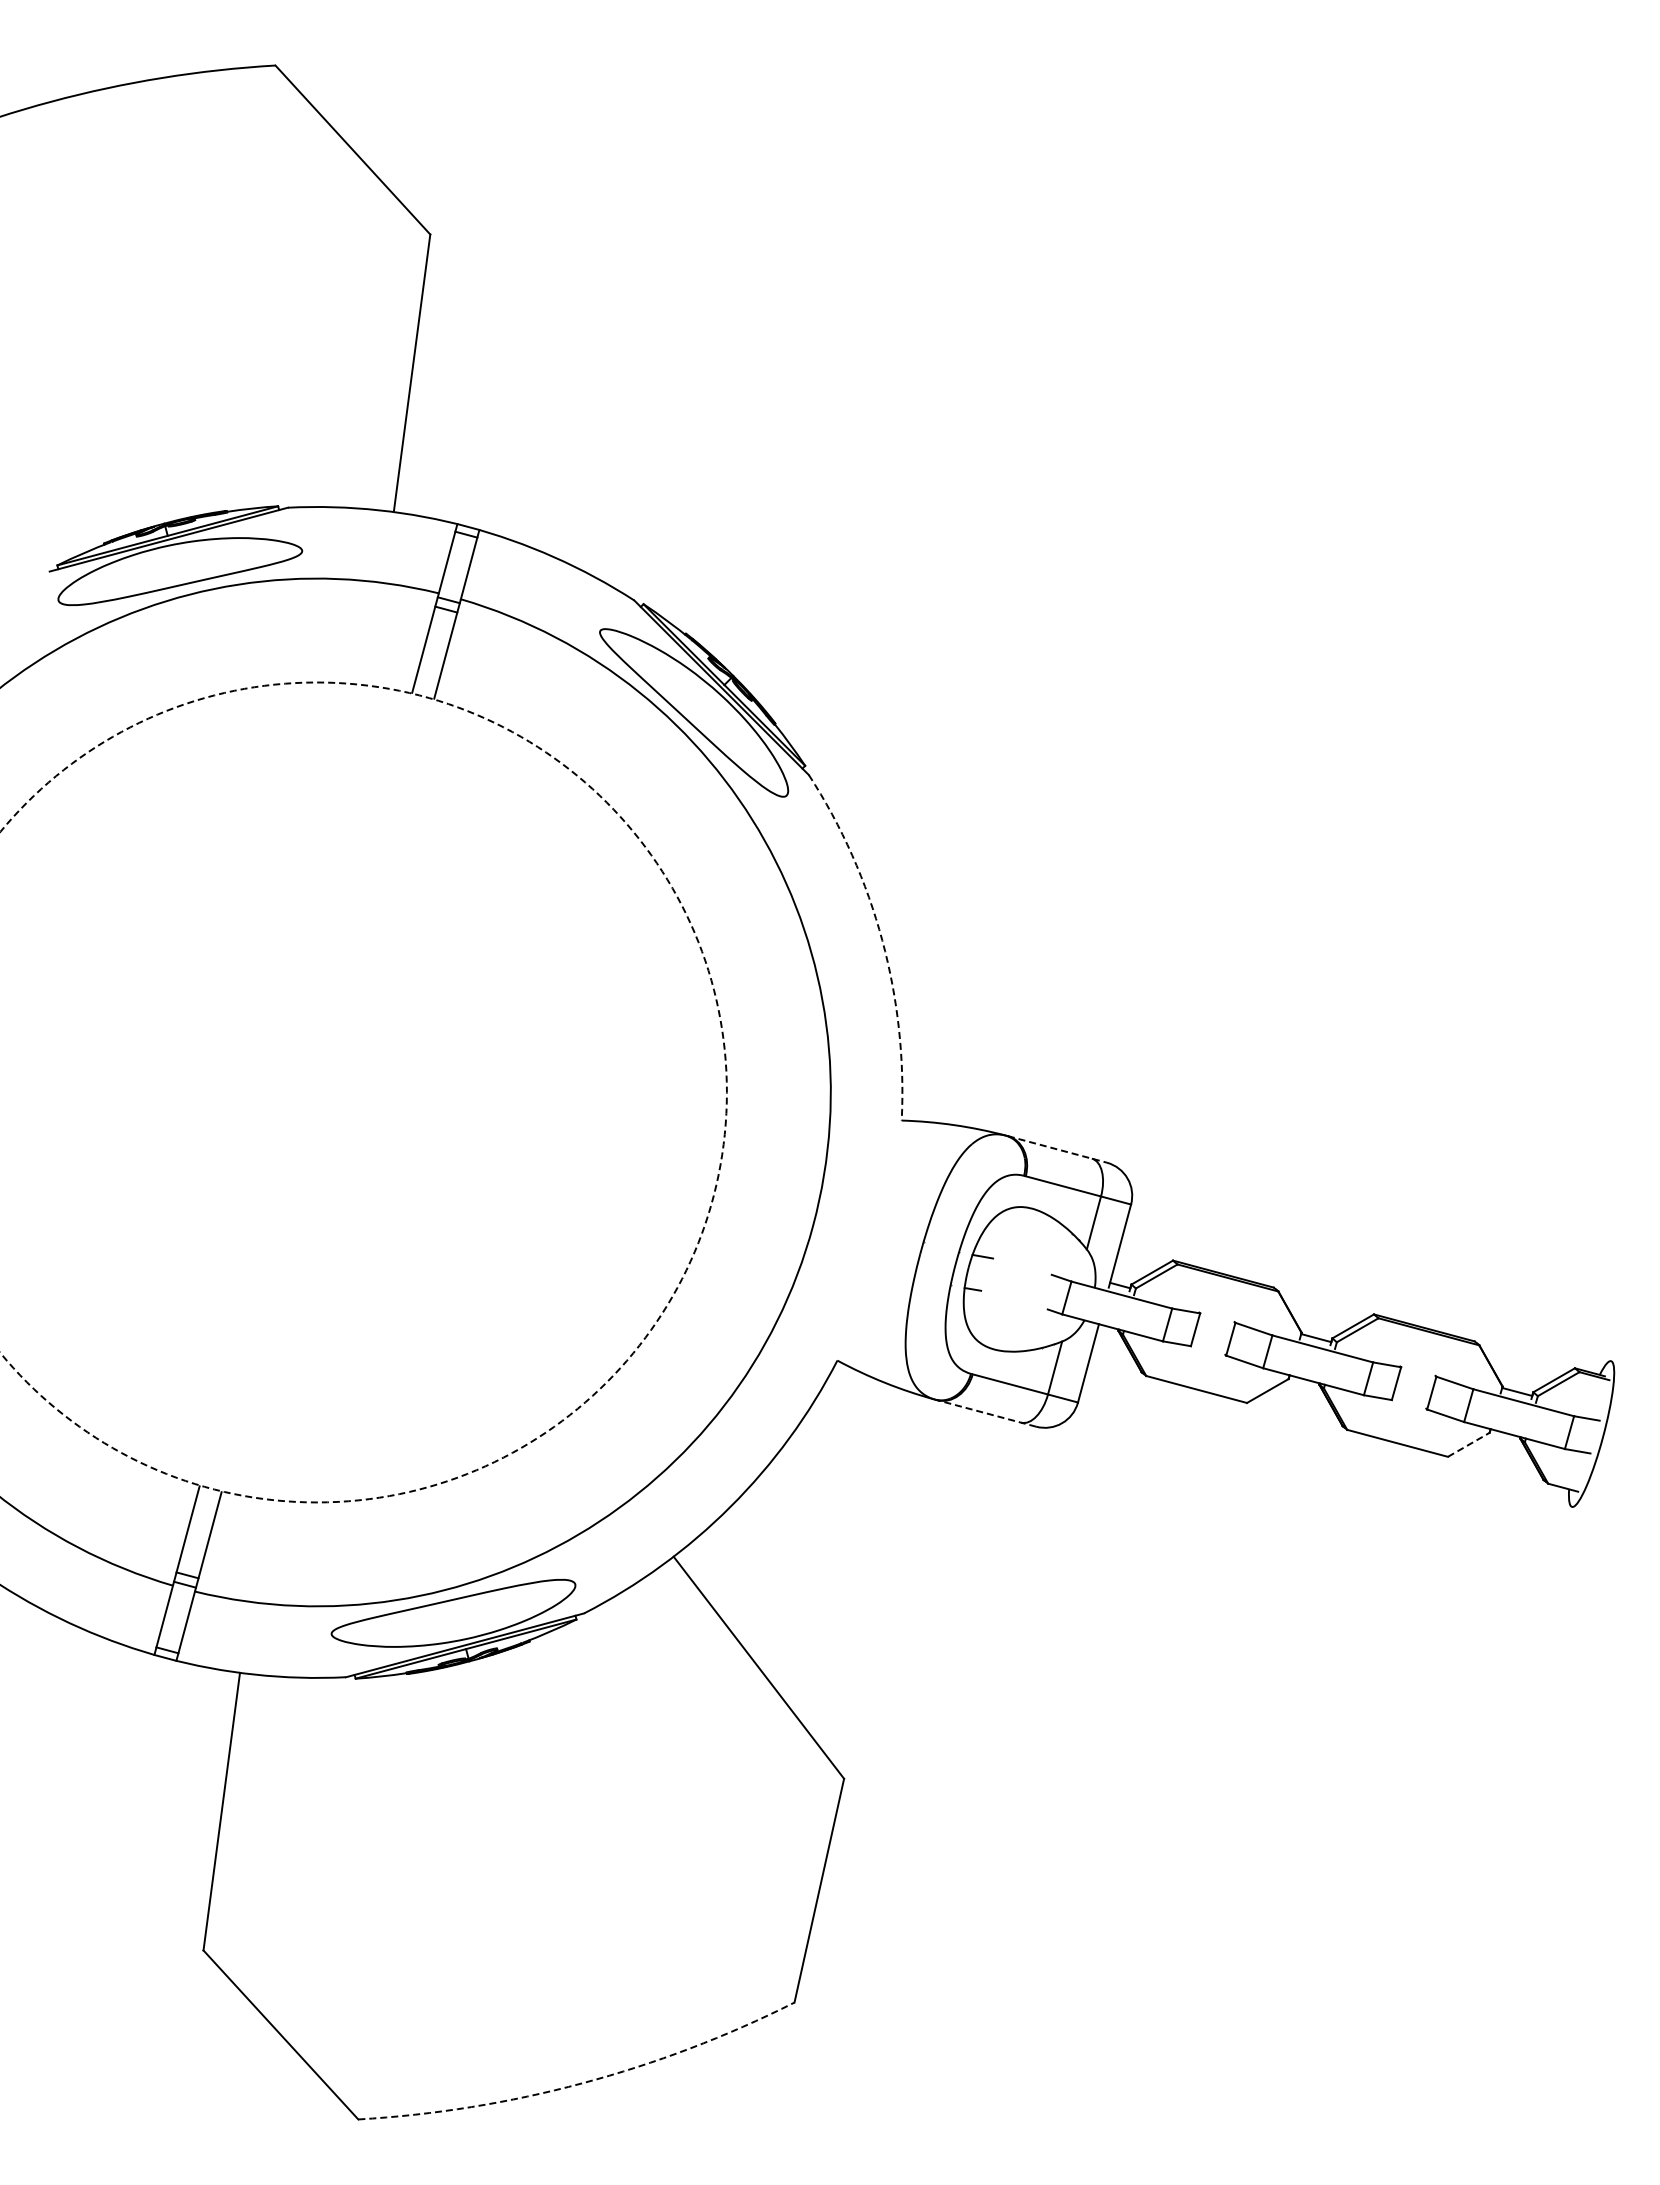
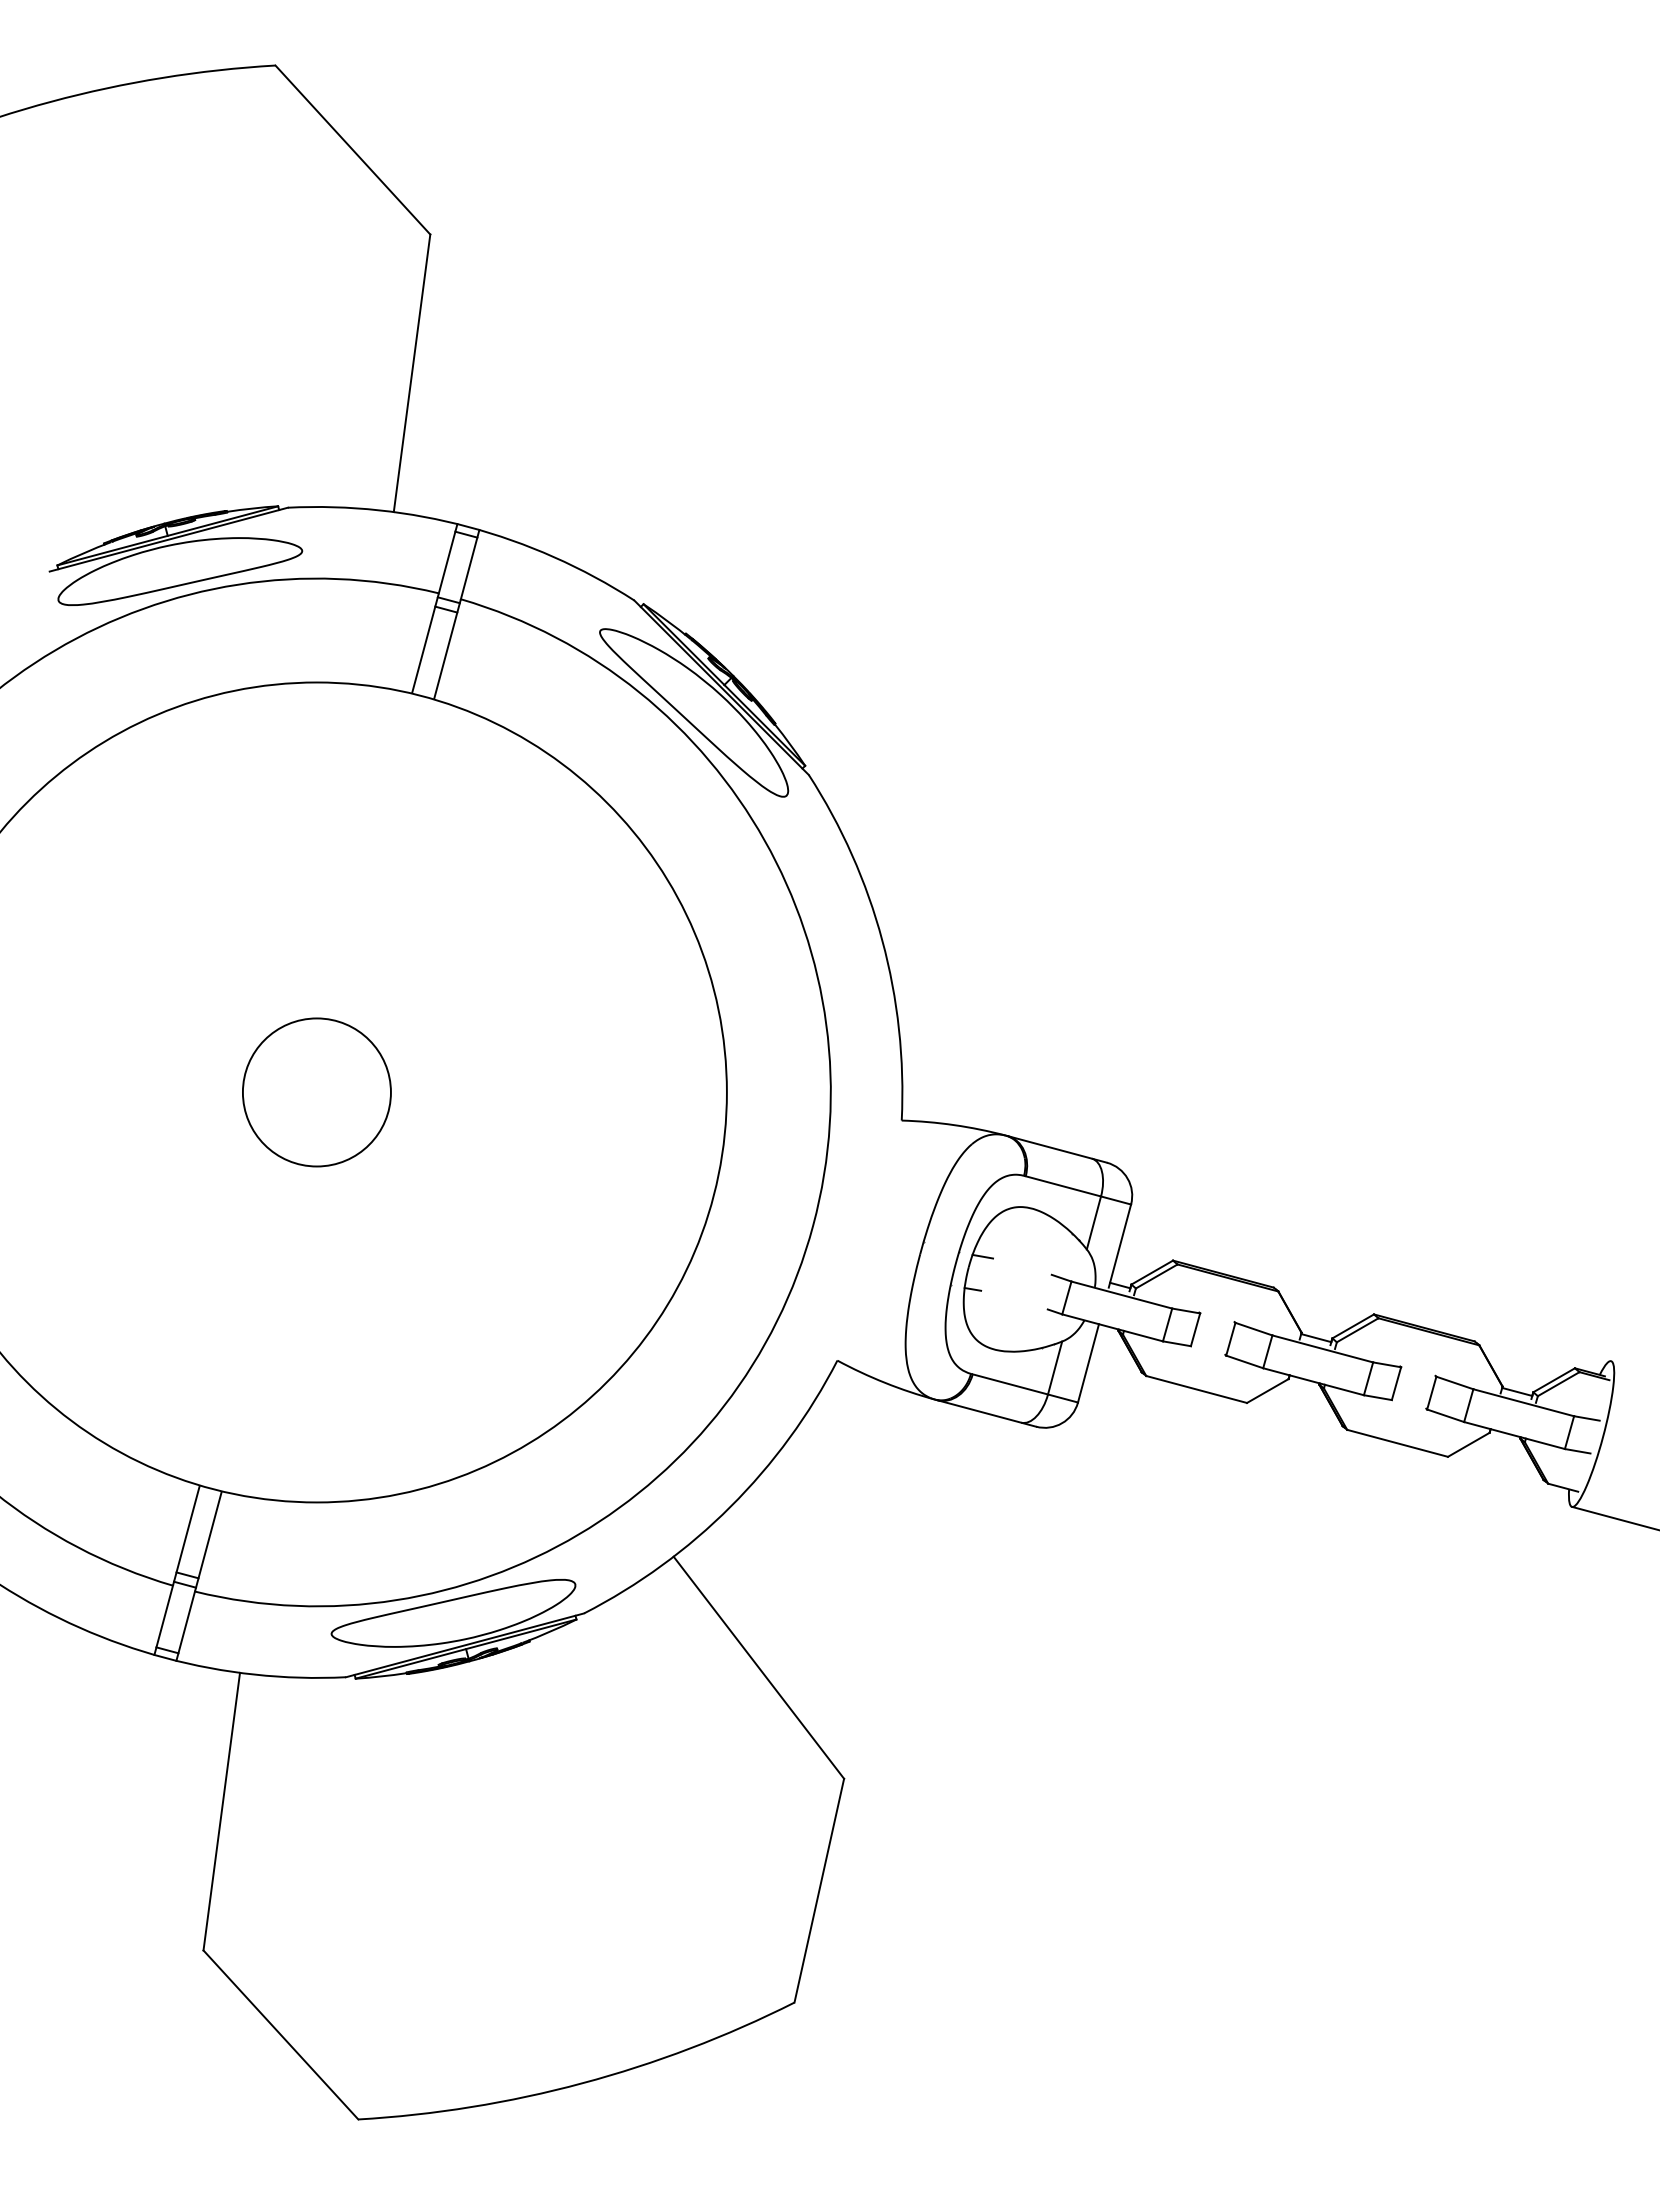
arc: dashed -> solid (882, 940)
circle: none -> present (316, 1092)
circle: dashed -> solid (363, 1092)
line: dashed -> solid (1057, 1149)
line: dashed -> solid (986, 1413)
line: dashed -> solid (1469, 1444)
line: none -> present (1614, 1517)
arc: dashed -> solid (582, 2083)
